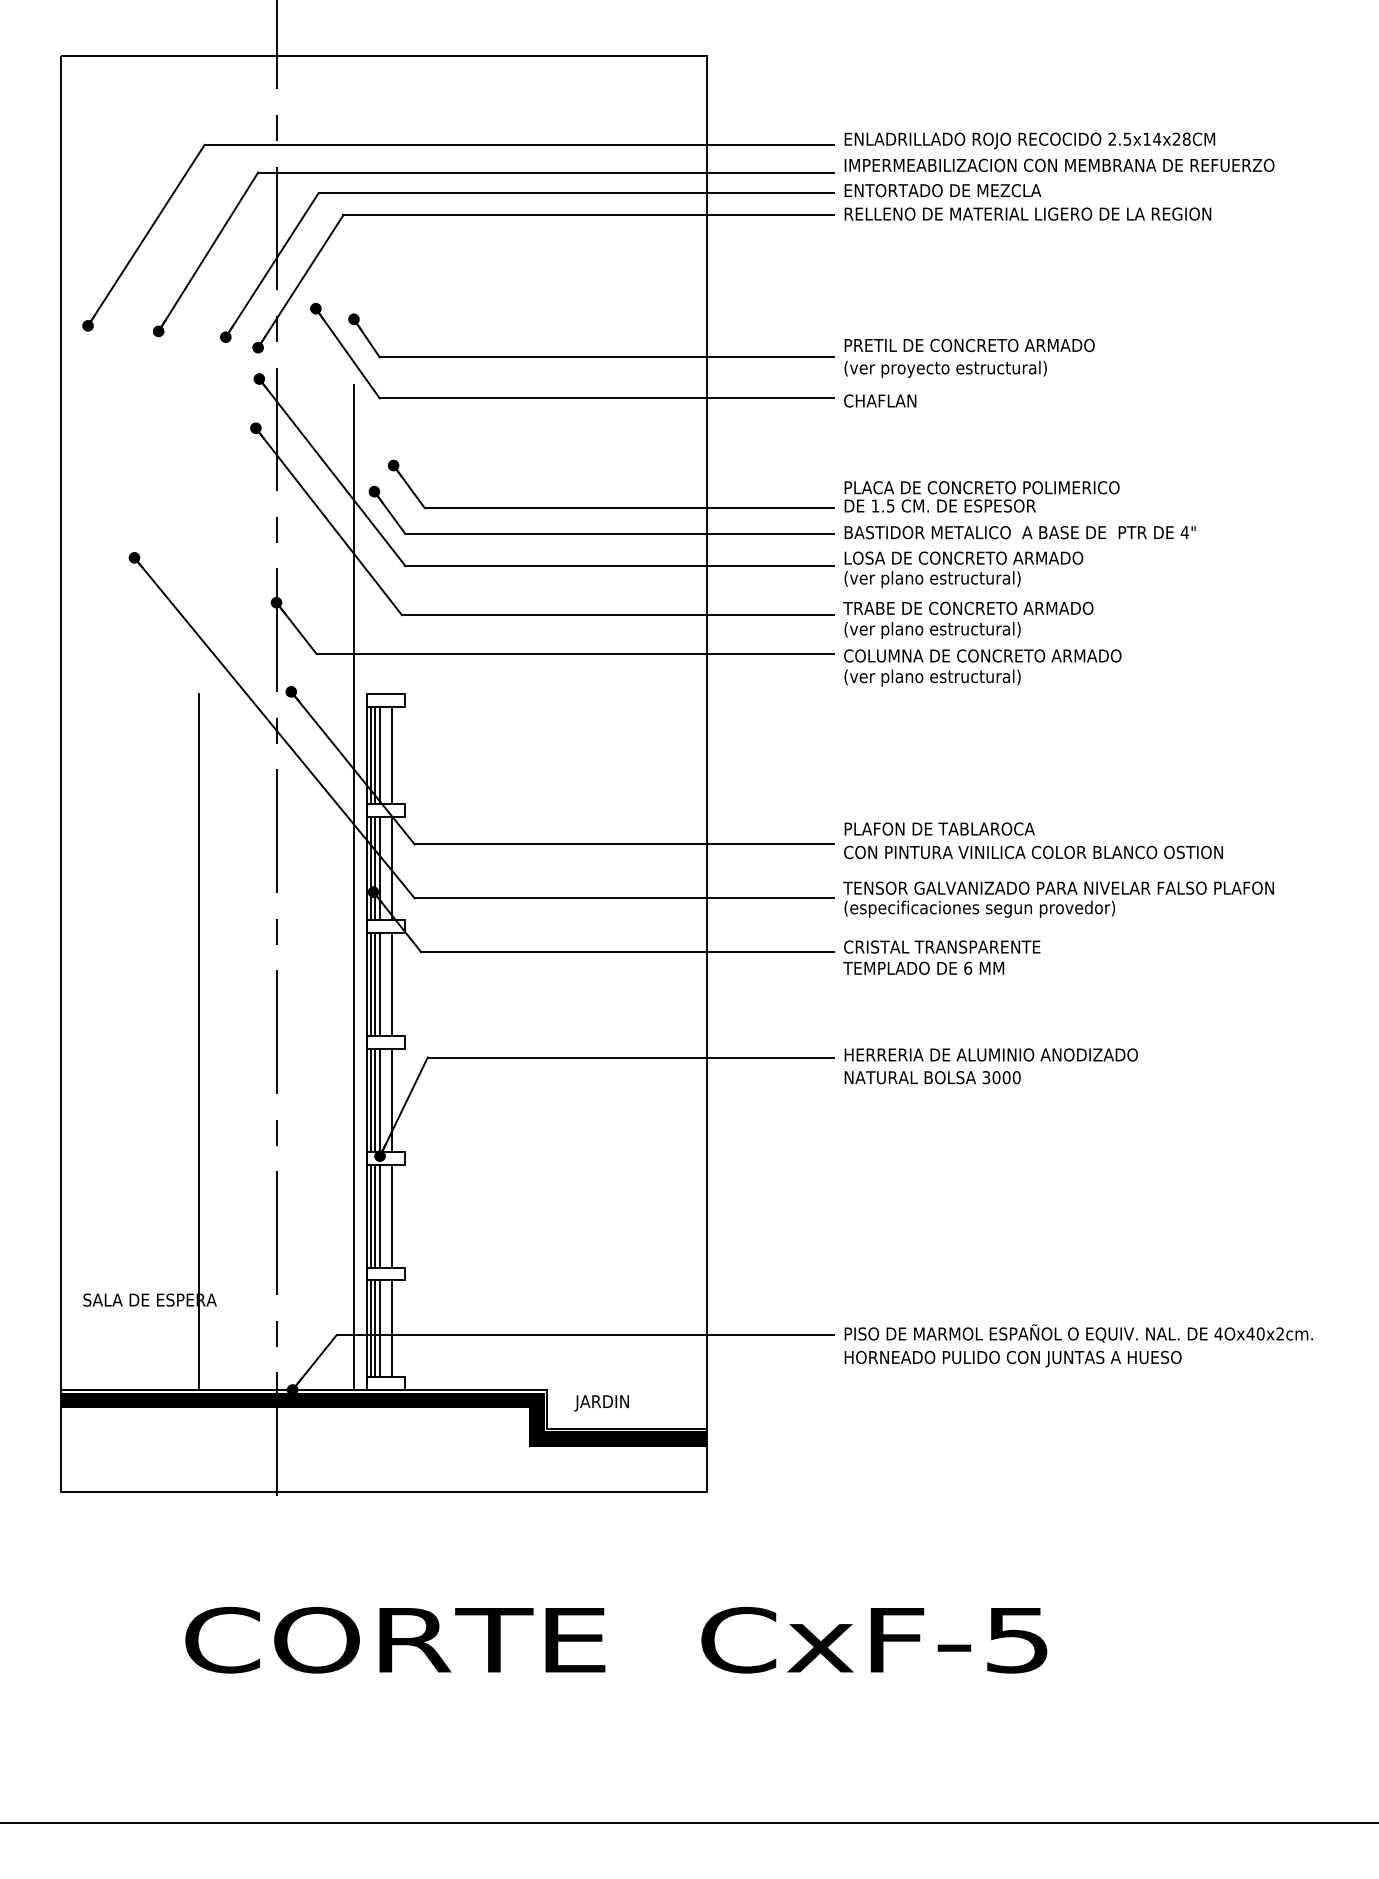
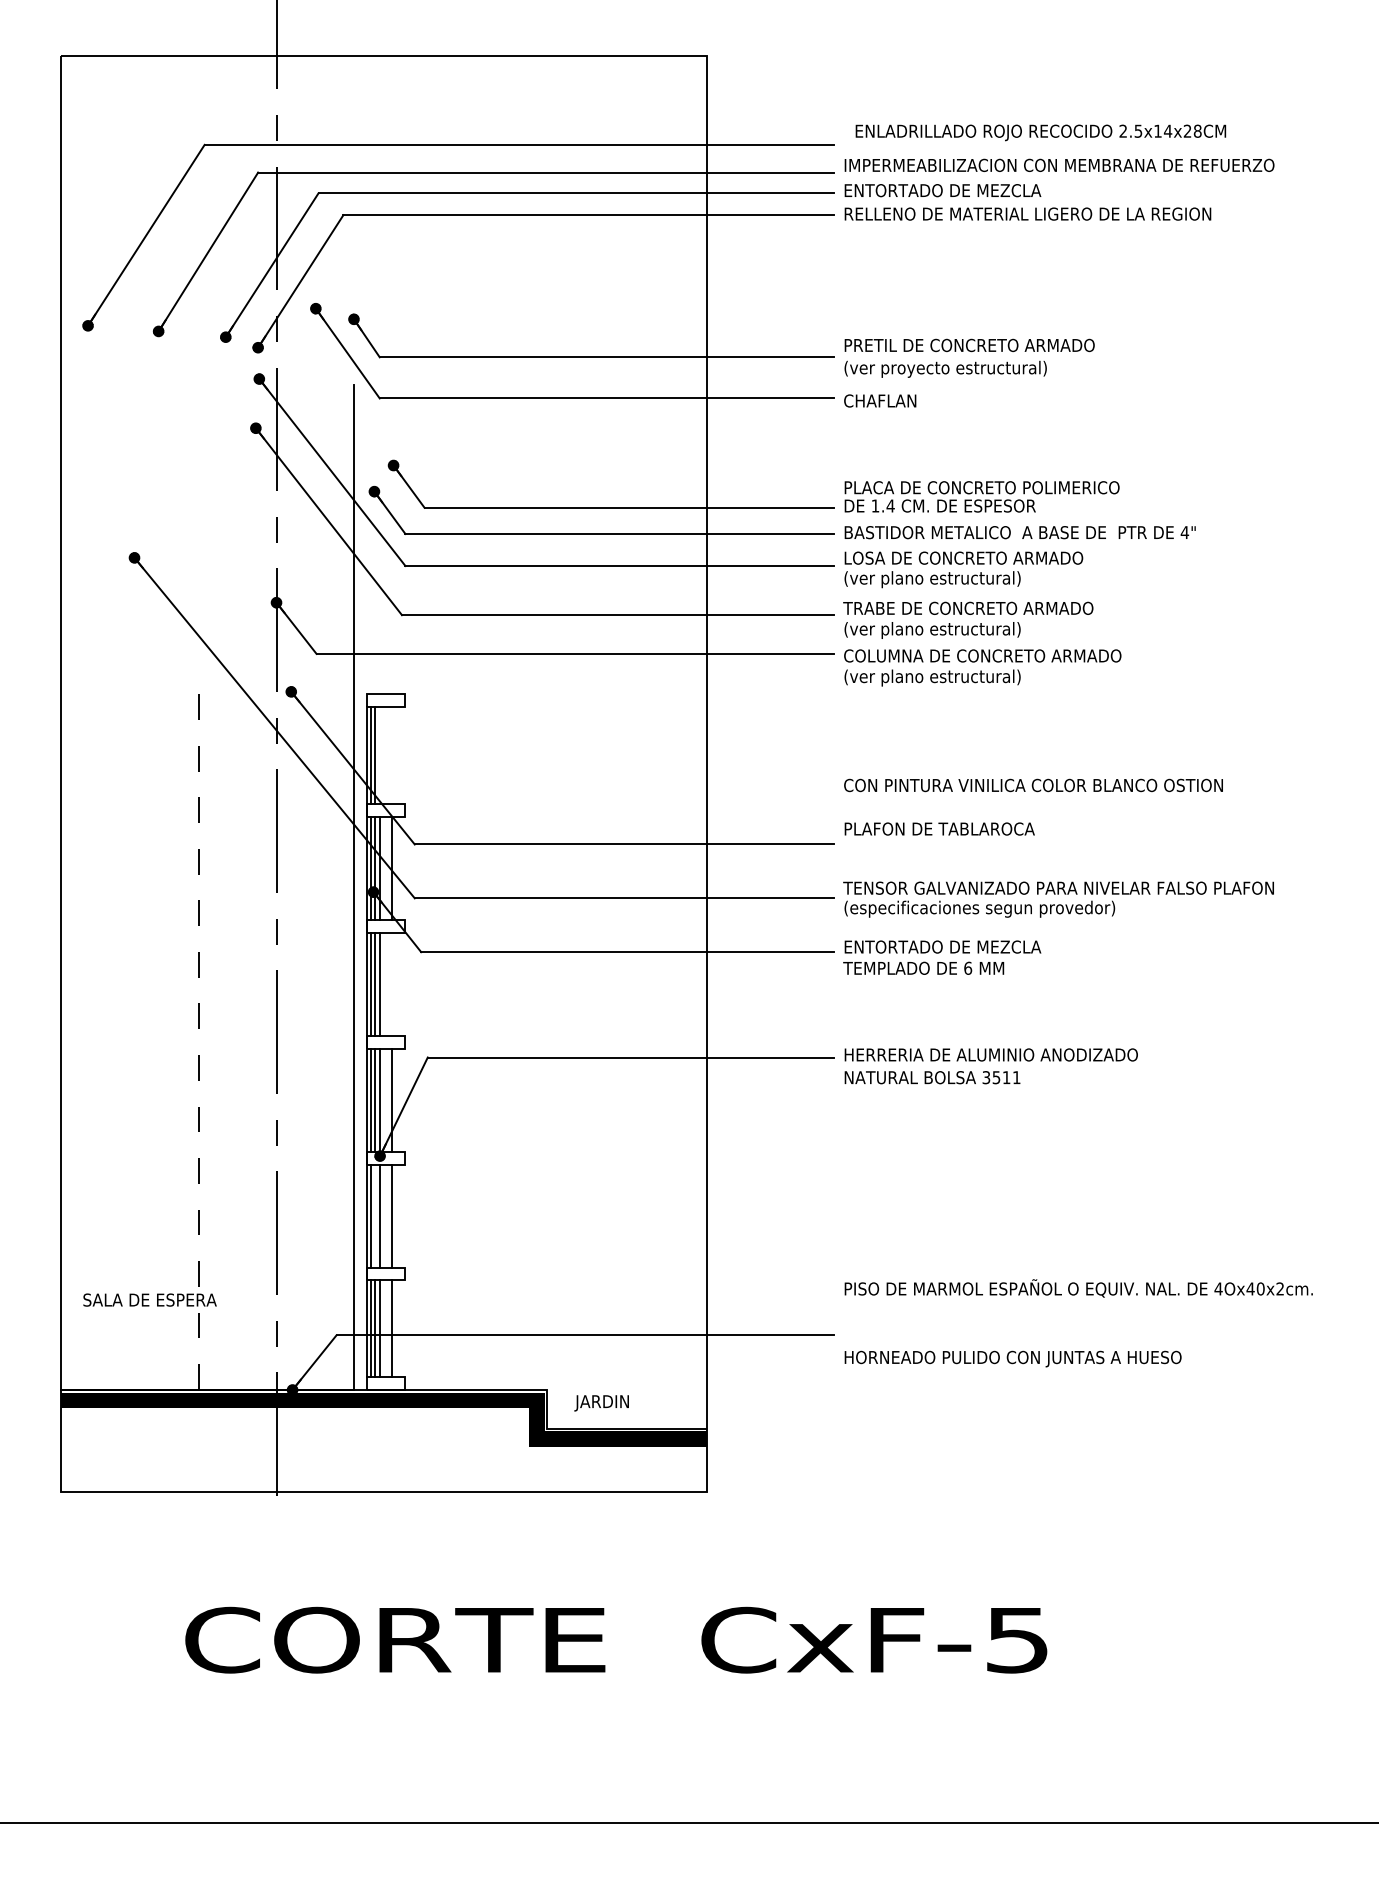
text position: (1029, 140) -> (1040, 132) (1040, 132)
text: 1.5 -> 1.4 (890, 505)
line: present -> none (379, 755)
line: present -> none (392, 755)
text position: (1033, 852) -> (1033, 785) (1033, 785)
text: CRISTAL TRANSPARENTE -> ENTORTADO DE MEZCLA (942, 946)
line: present -> none (392, 983)
line: solid -> dashed (199, 1042)
text: 3000 -> 3511 (1006, 1077)
line: present -> none (374, 1215)
text position: (1078, 1333) -> (1078, 1288) (1078, 1288)
